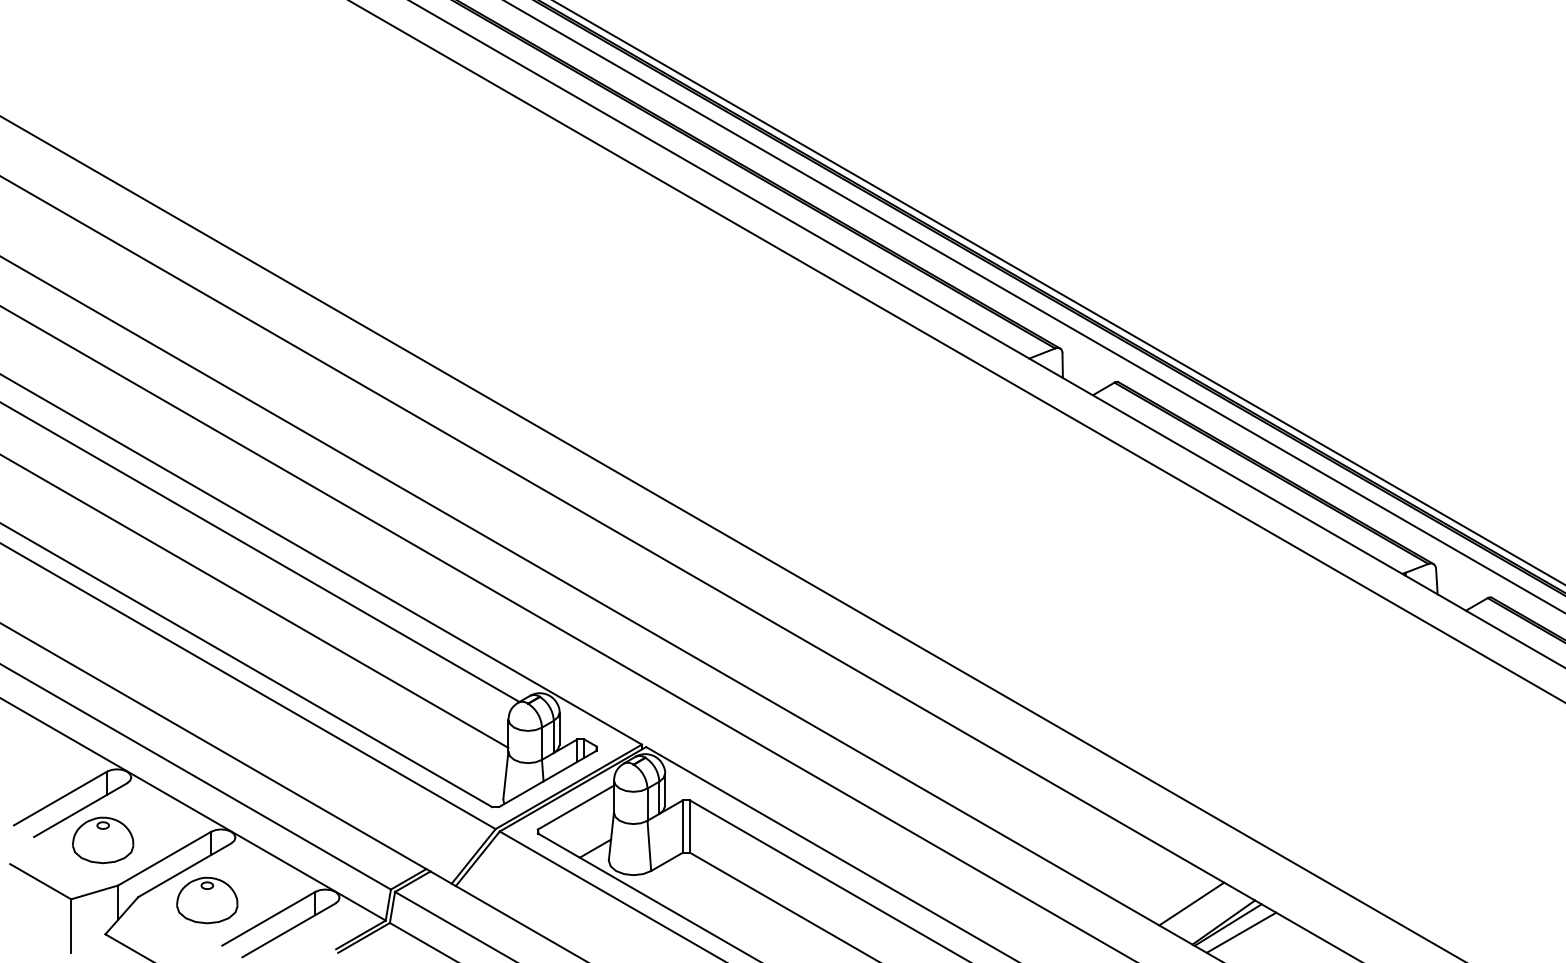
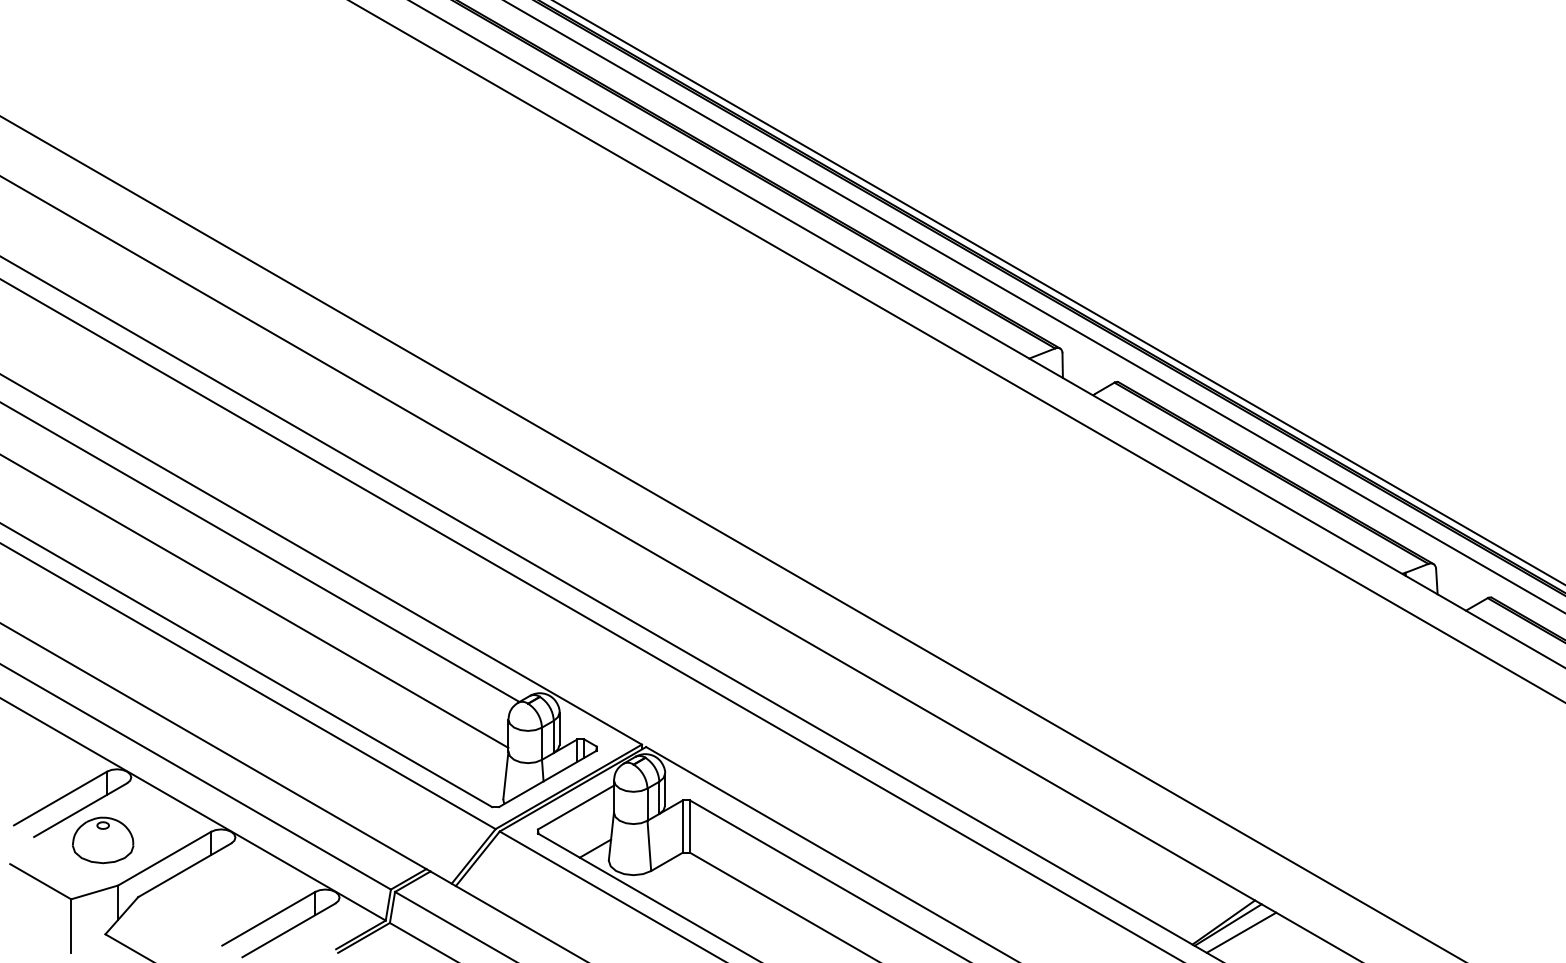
line position: (567, 633) -> (590, 619) (590, 619)
part: present -> none (207, 900)
line: present -> none (1191, 903)
